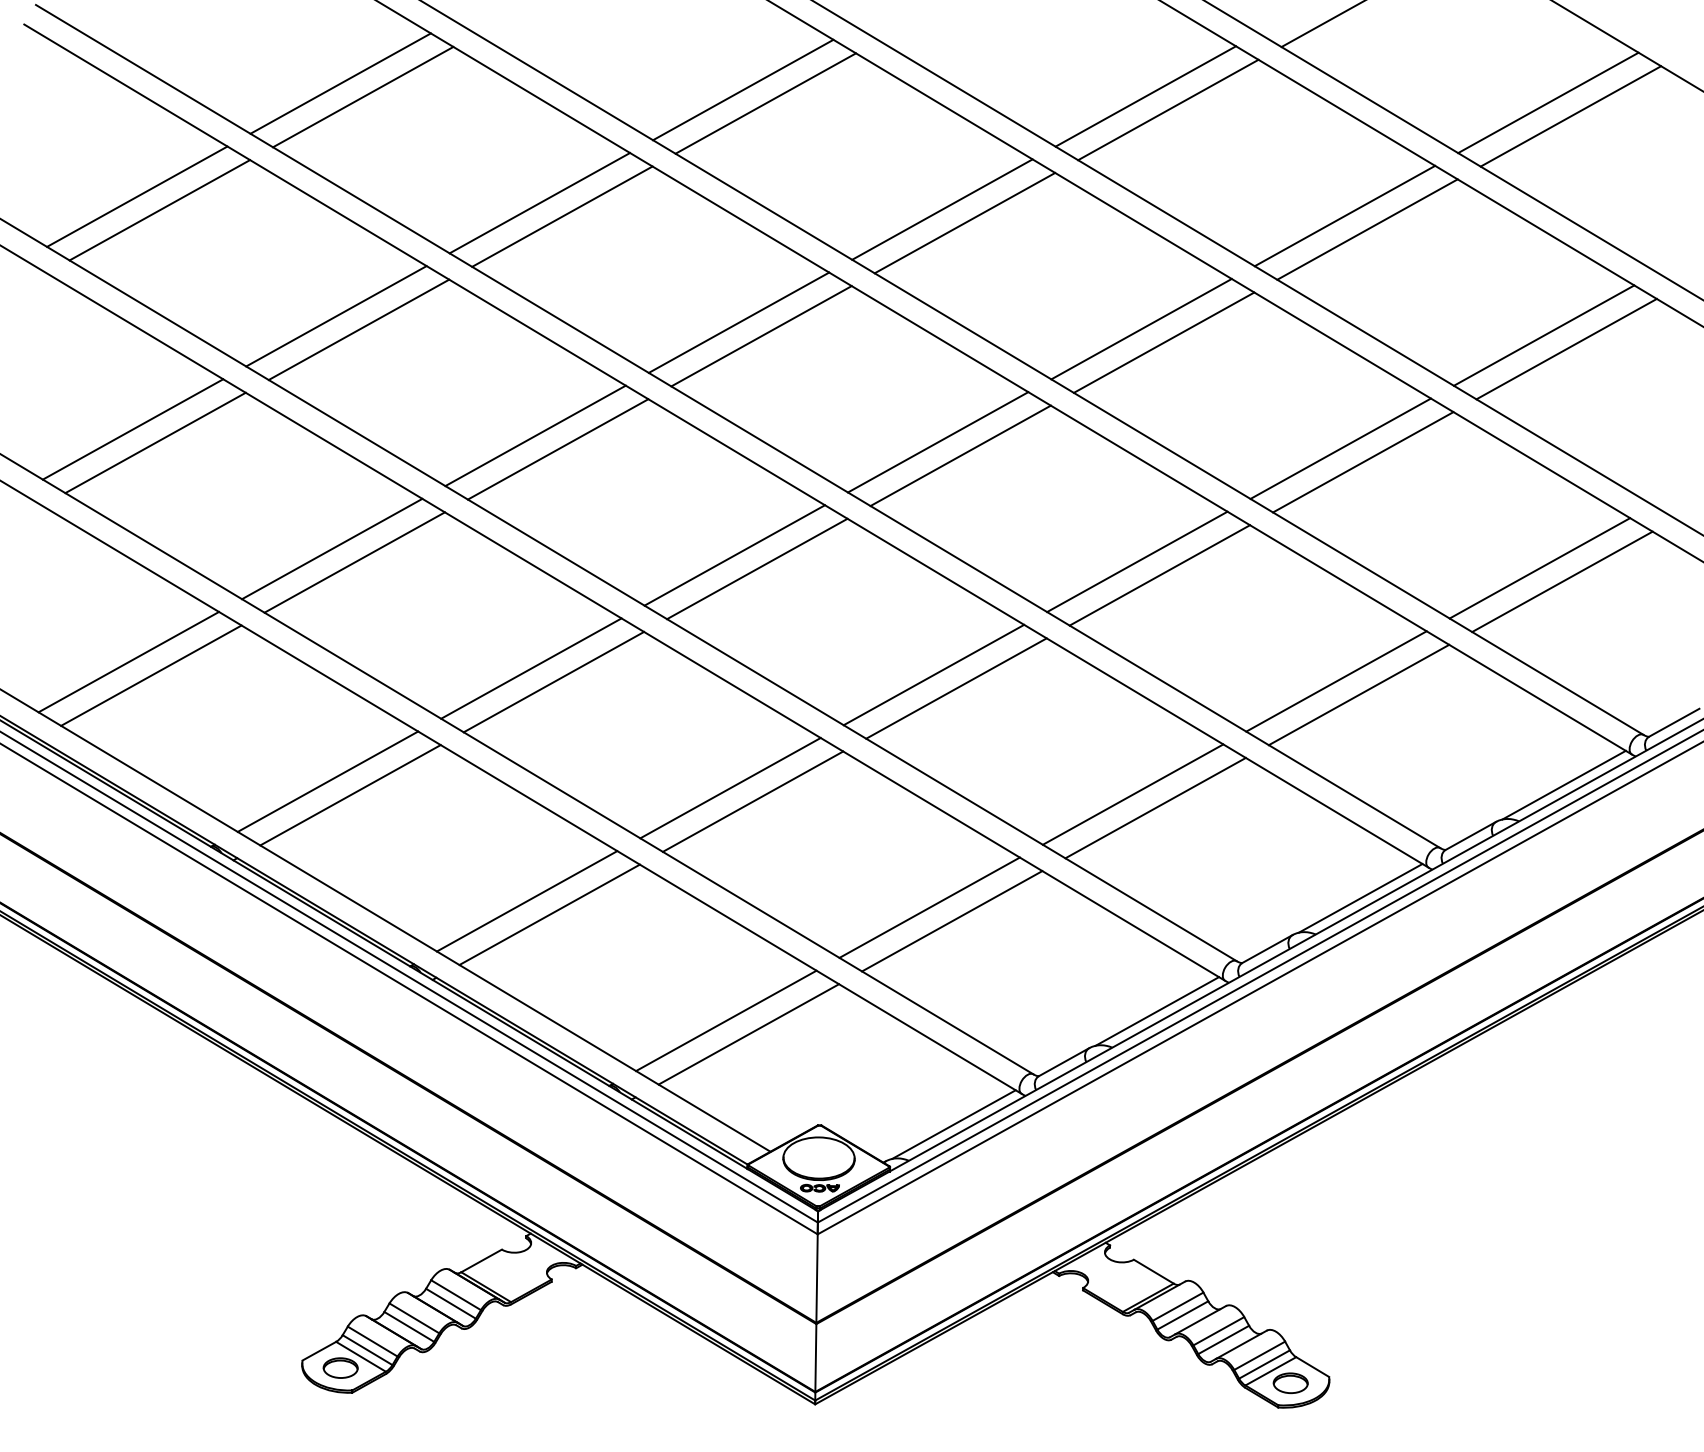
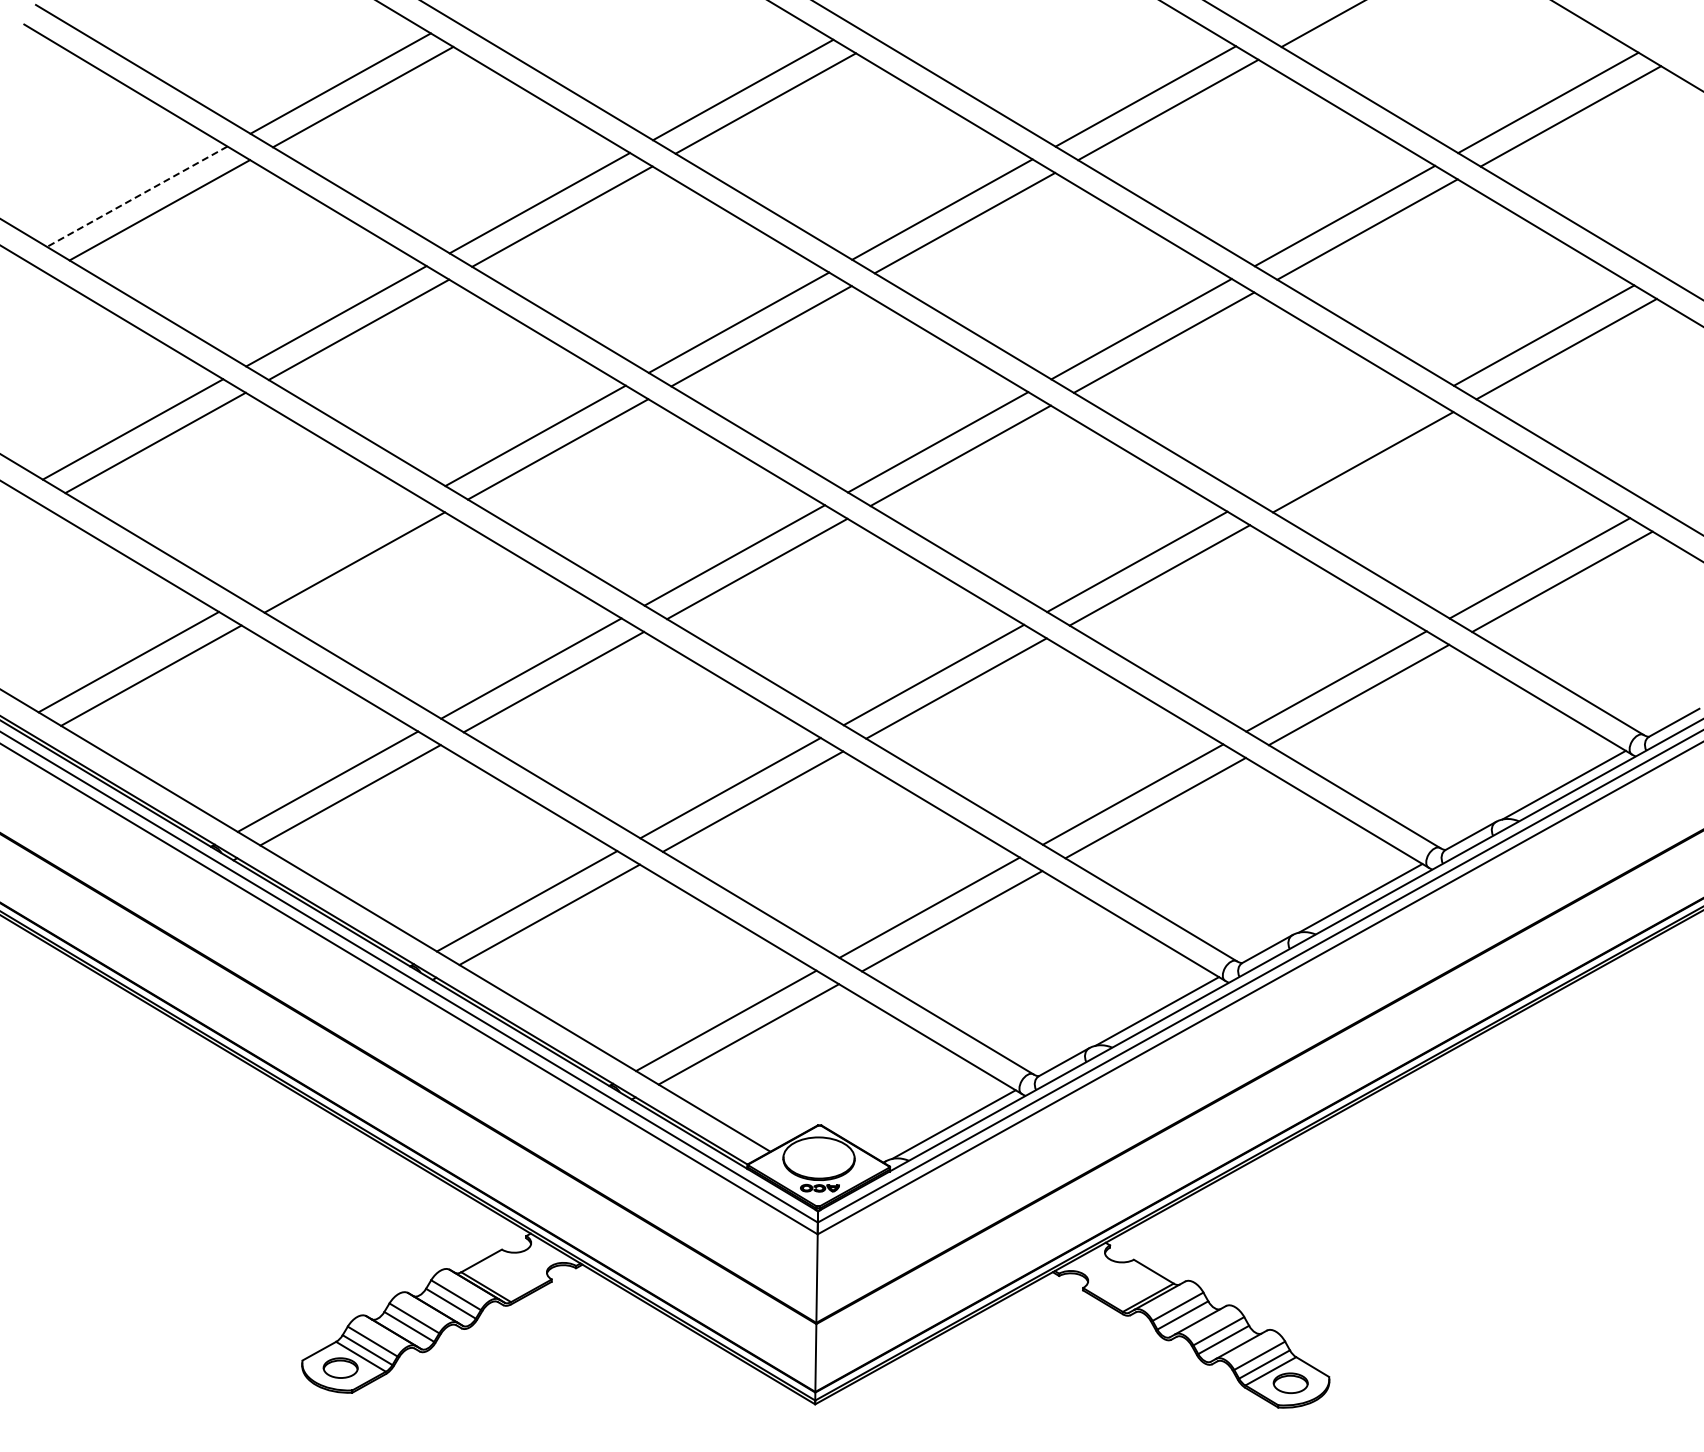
line: solid -> dashed (136, 196)
line: present -> none (1340, 448)
line: present -> none (332, 548)
